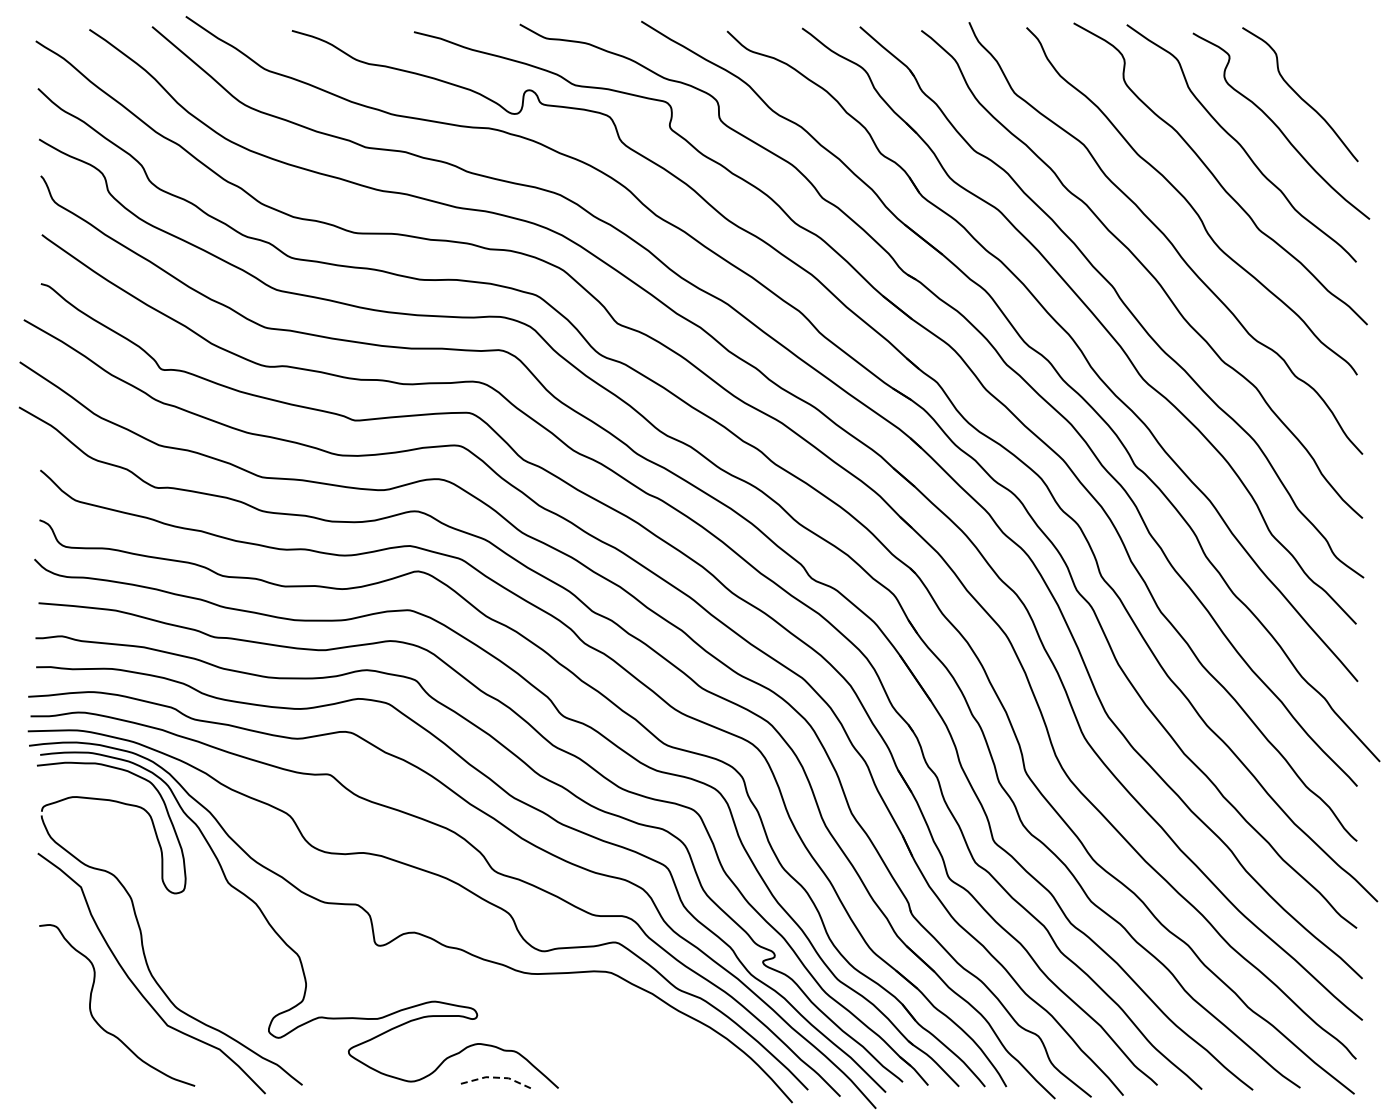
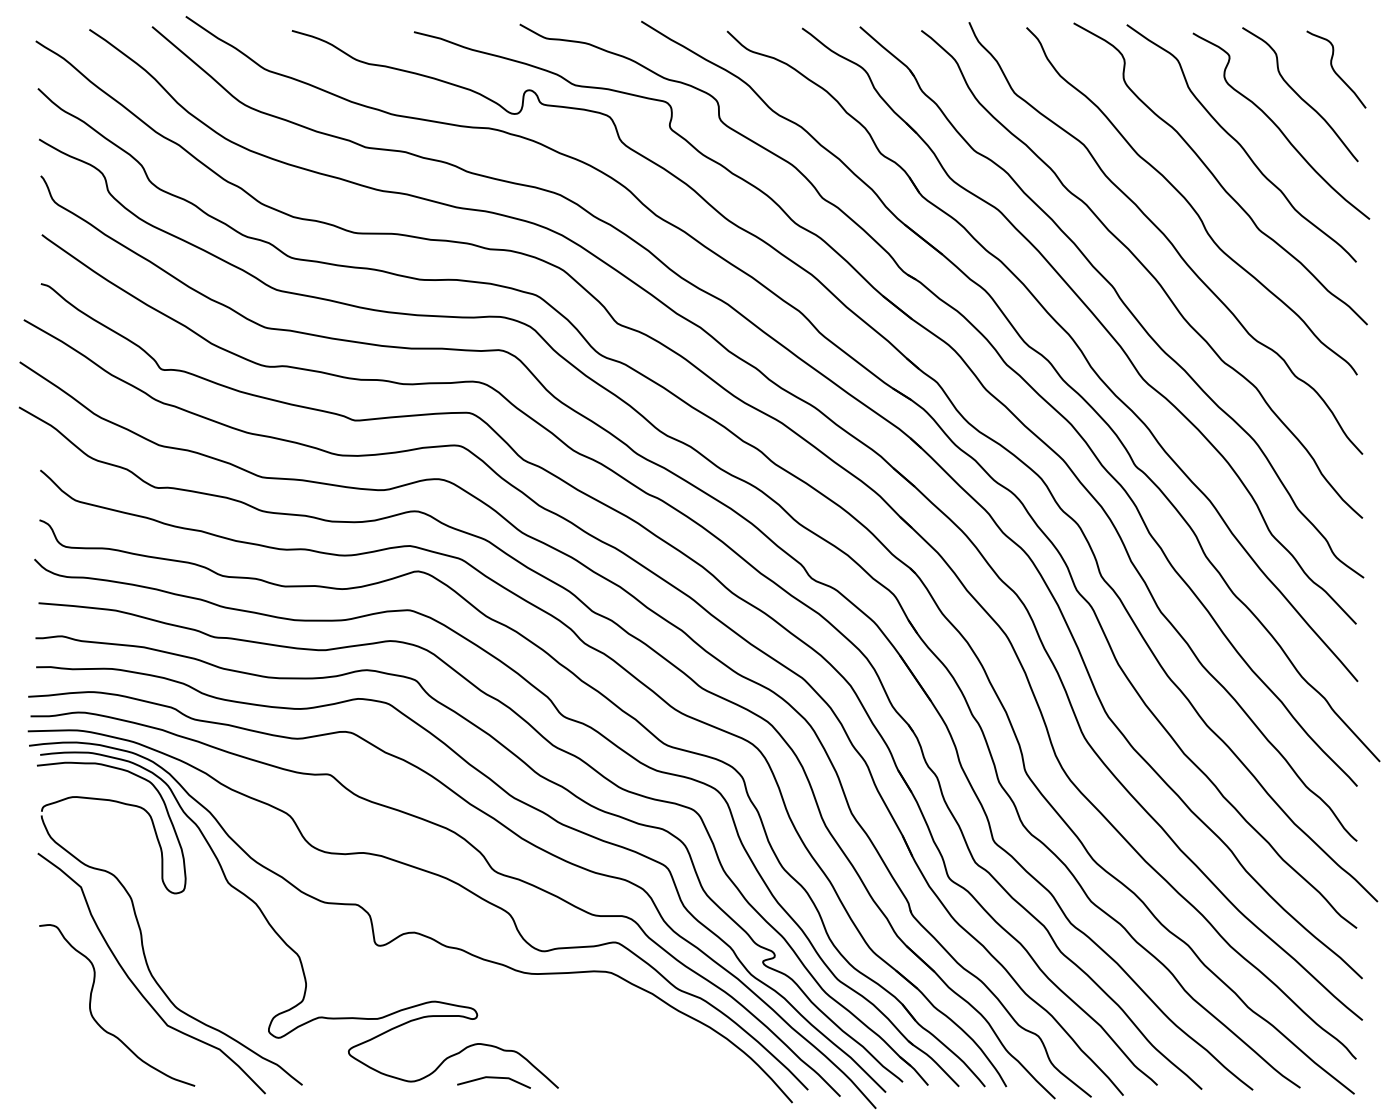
curve: none -> present (1334, 69)
line: dashed -> solid (494, 1077)
